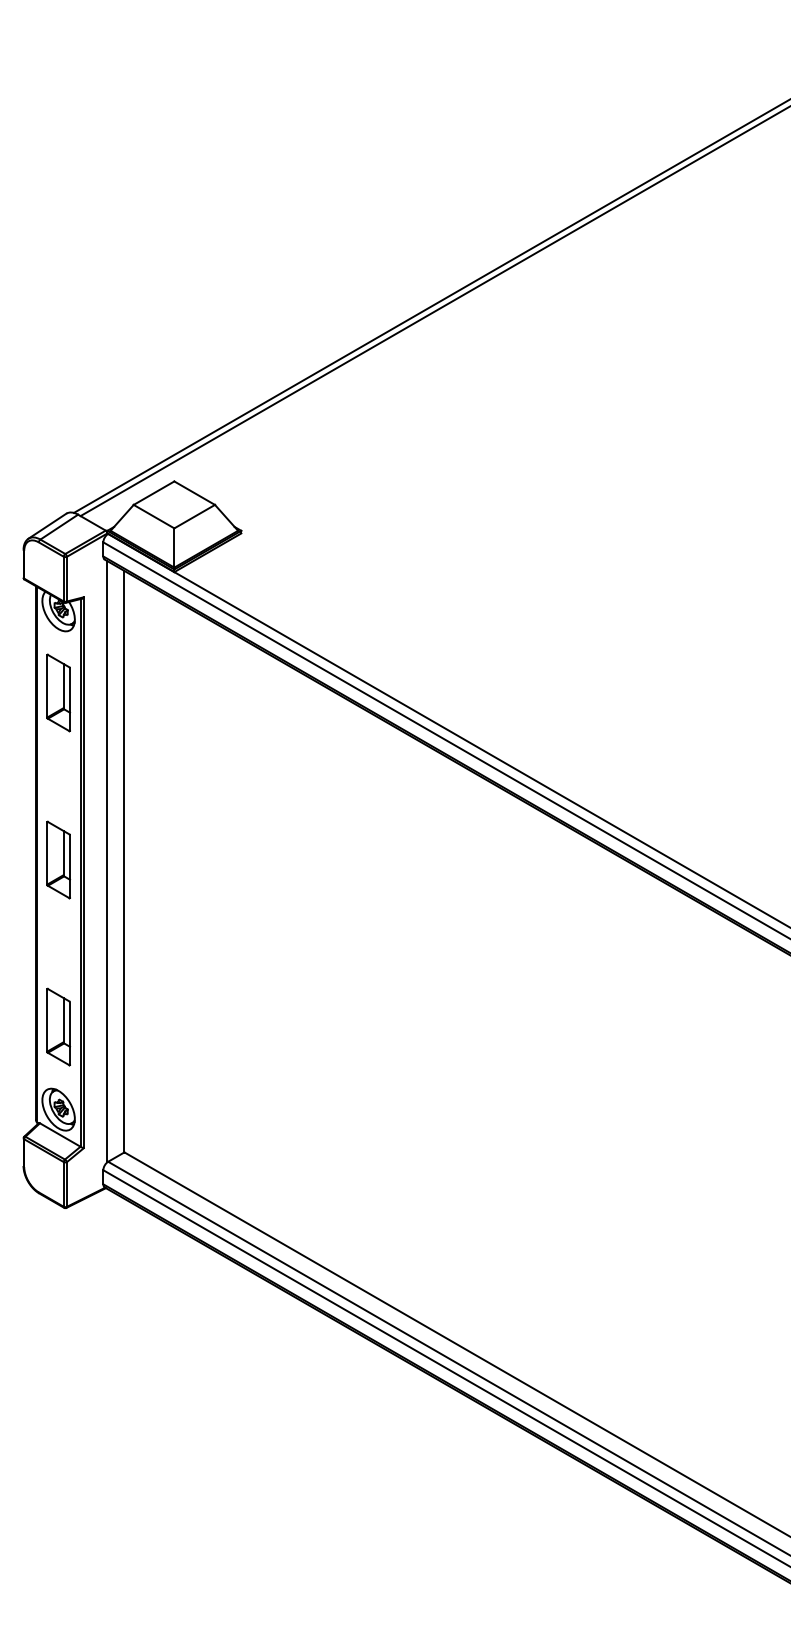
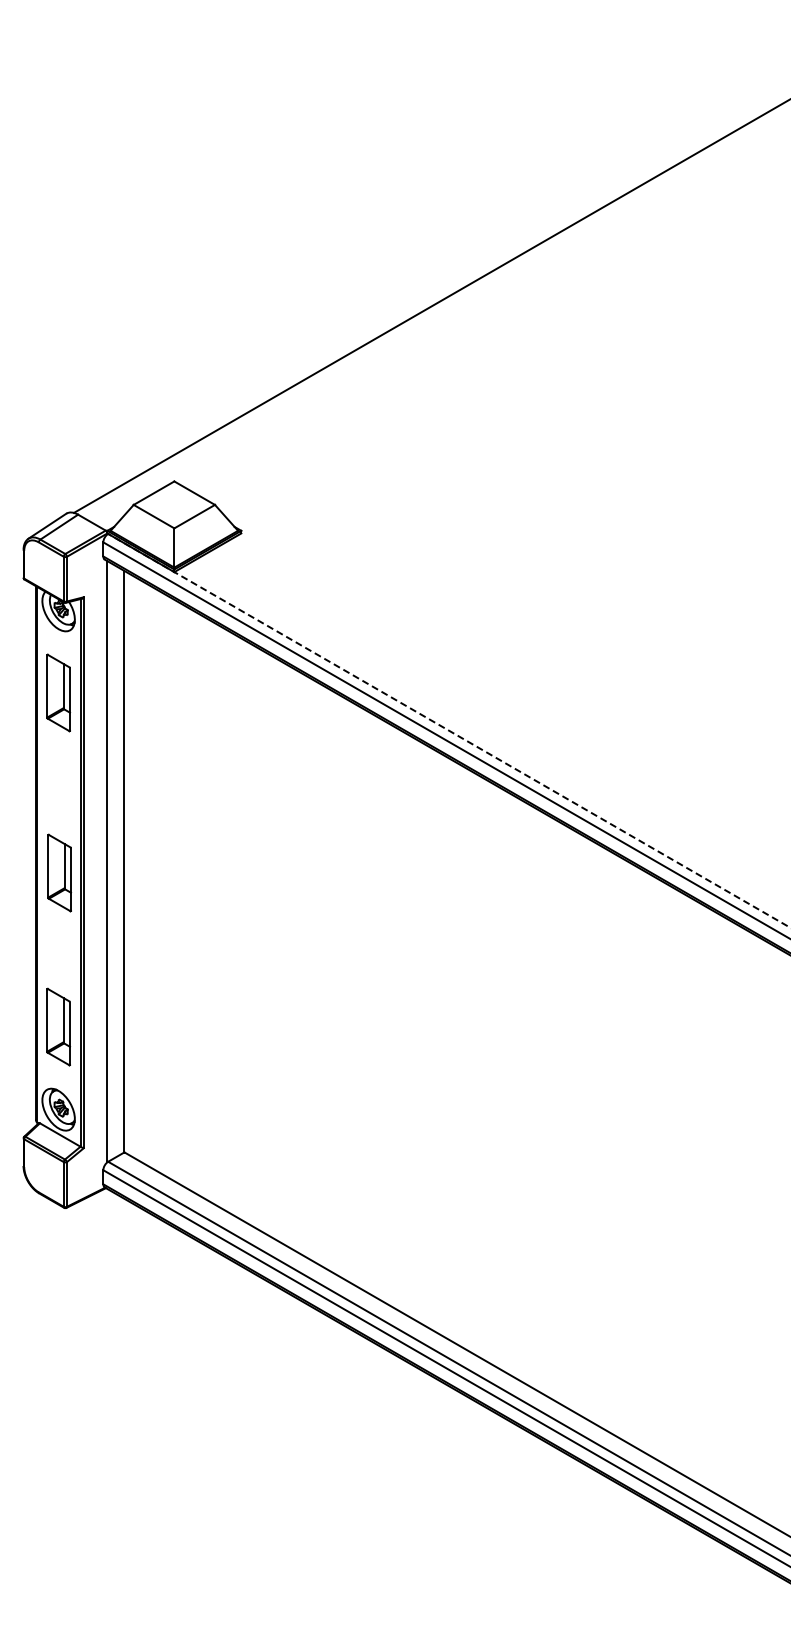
line: present -> none (433, 312)
line: solid -> dashed (449, 730)
part position: (58, 859) -> (59, 872) (59, 872)
